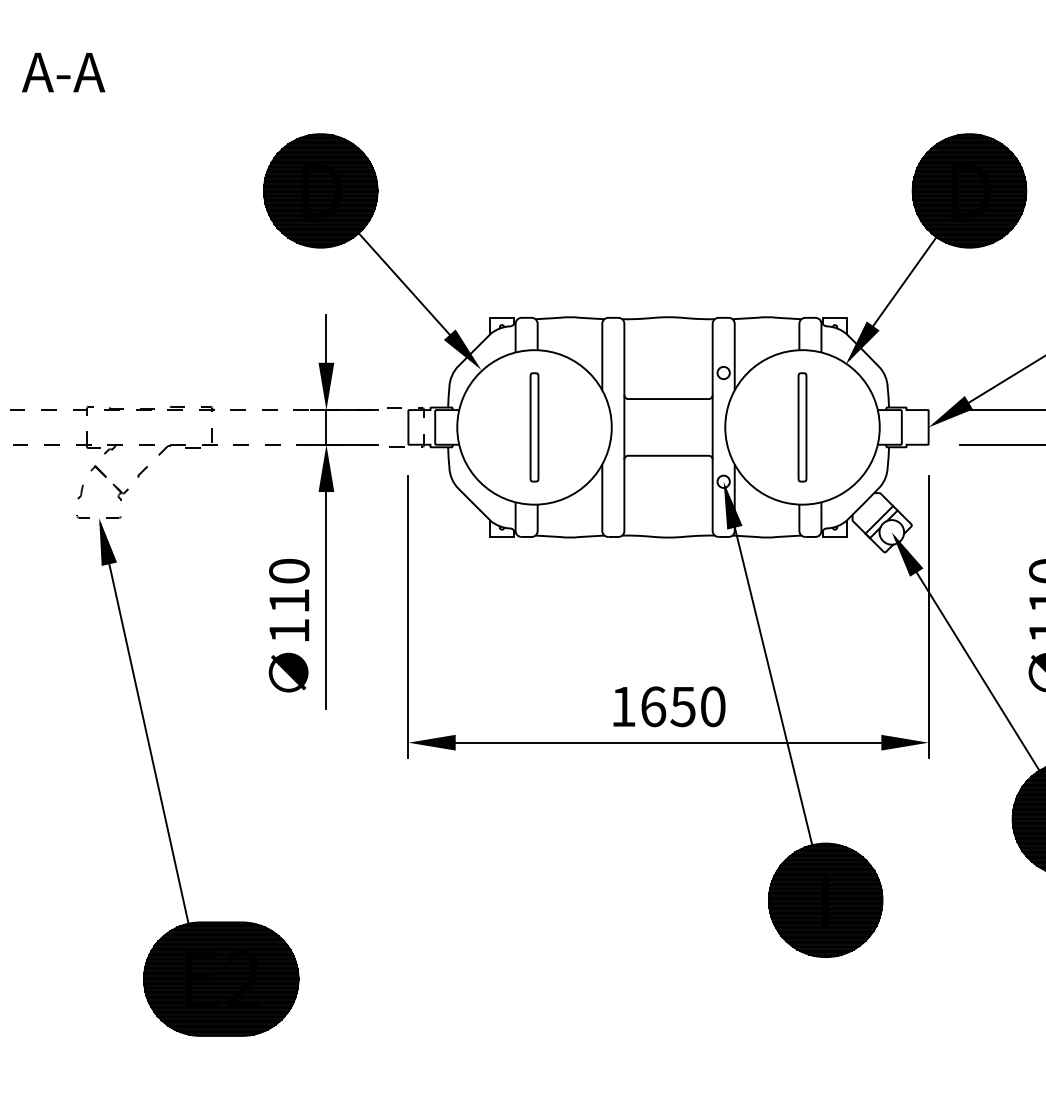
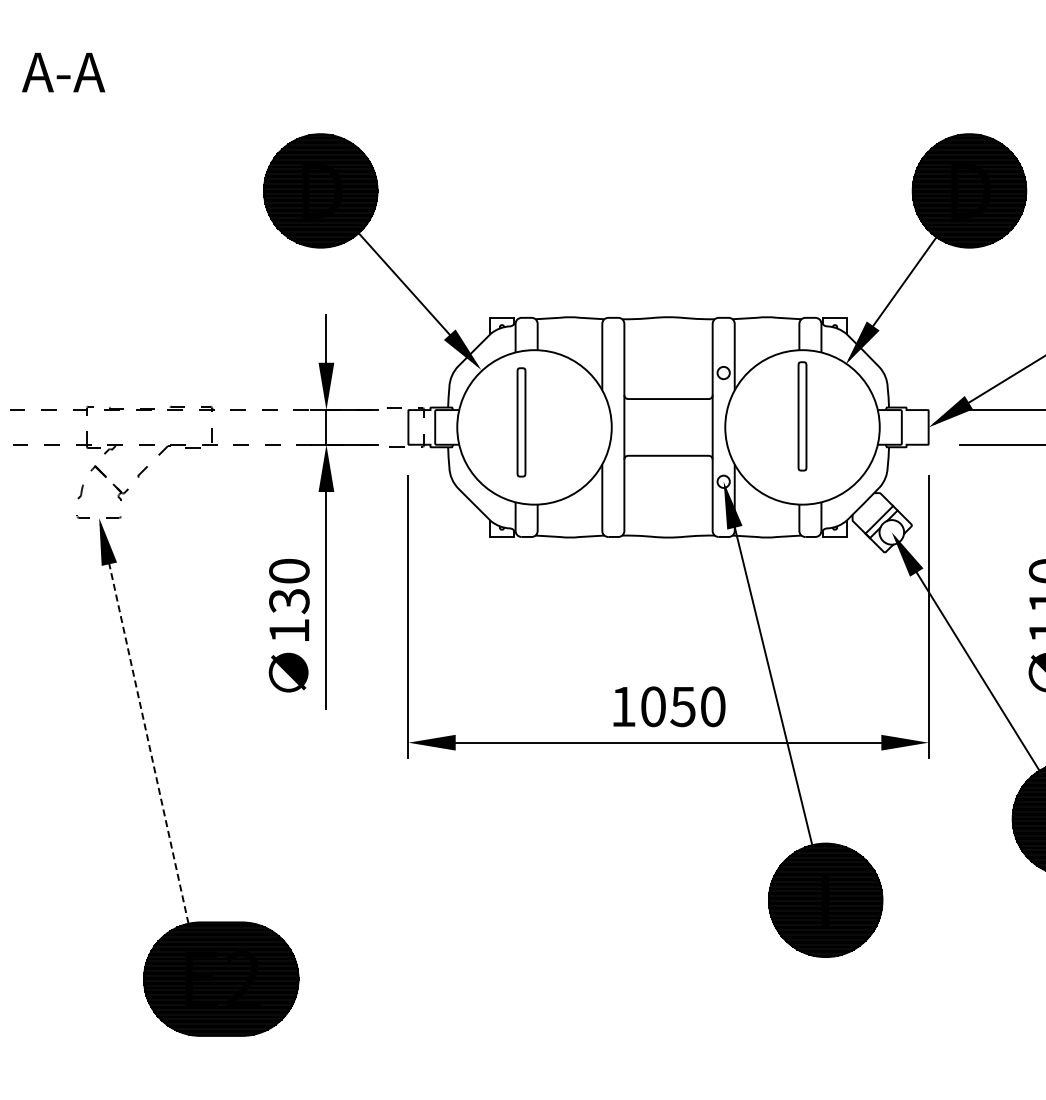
part position: (534, 427) -> (521, 422) (521, 422)
part position: (802, 427) -> (802, 416) (802, 416)
text: 110 -> 130 (289, 601)
text: 1650 -> 1050 (653, 706)
line: solid -> dashed (144, 723)
